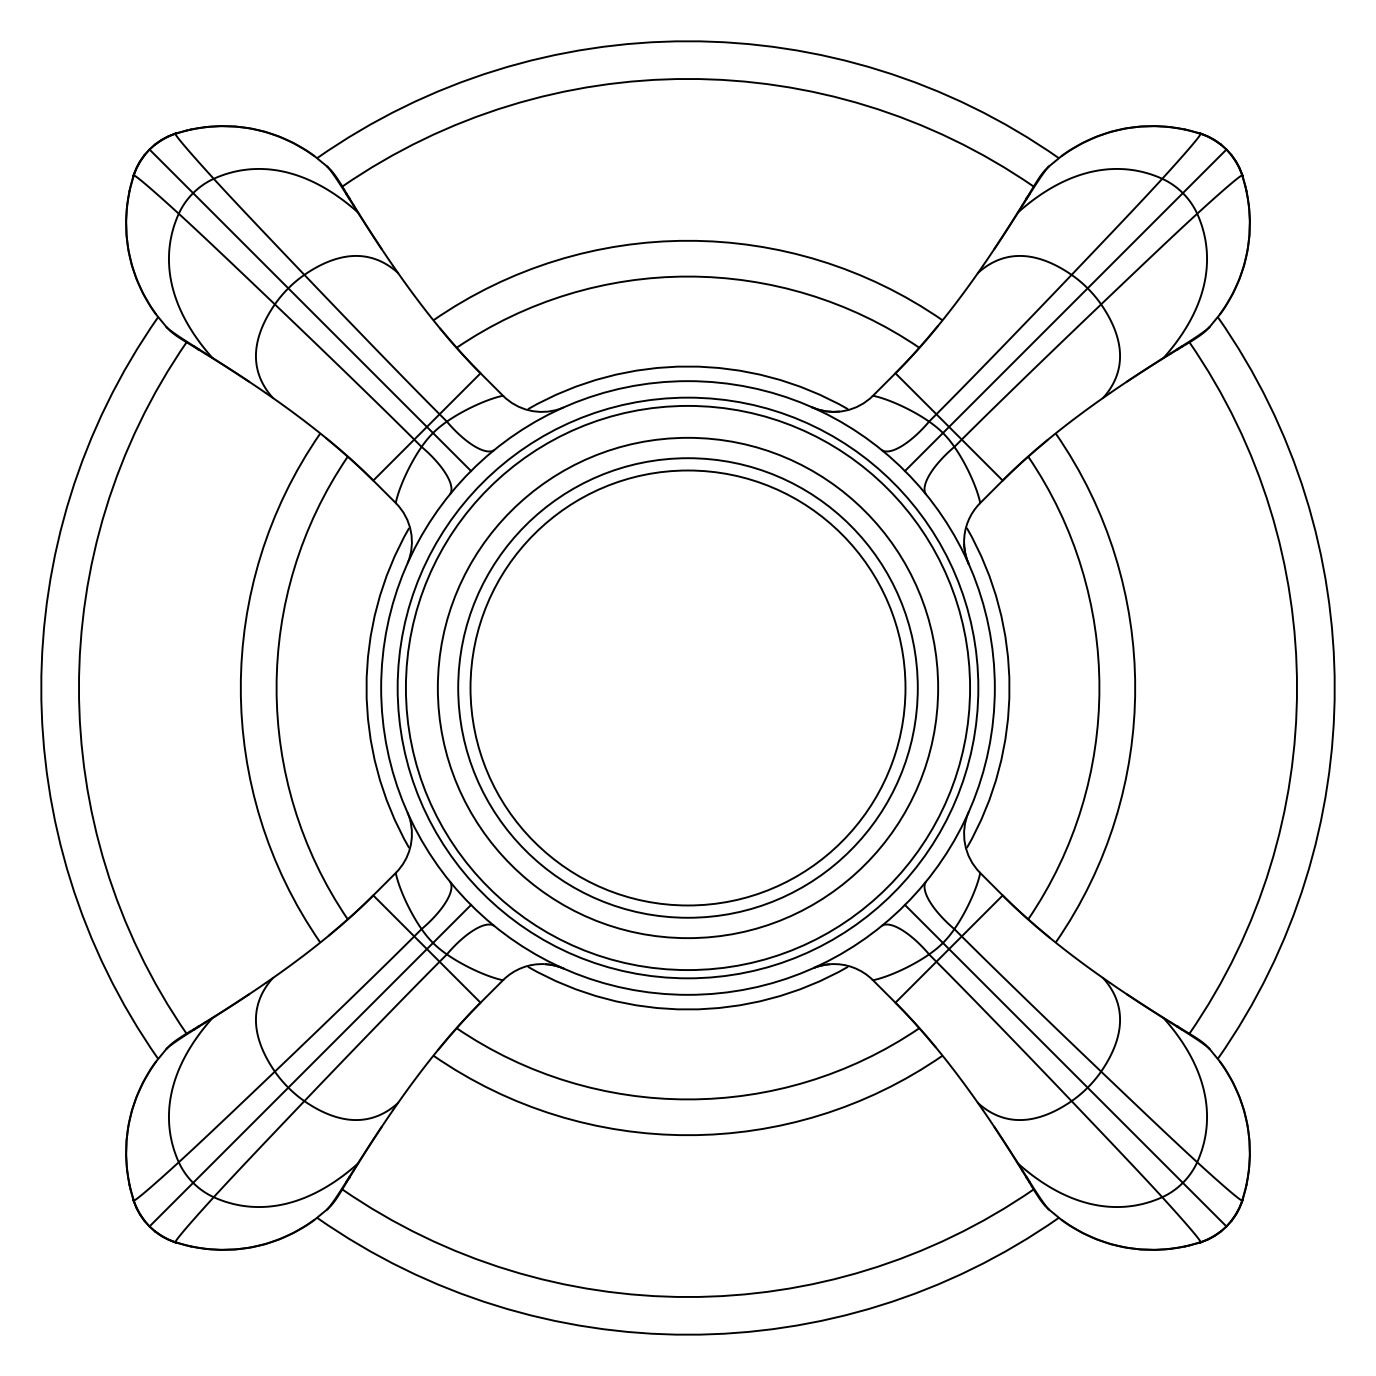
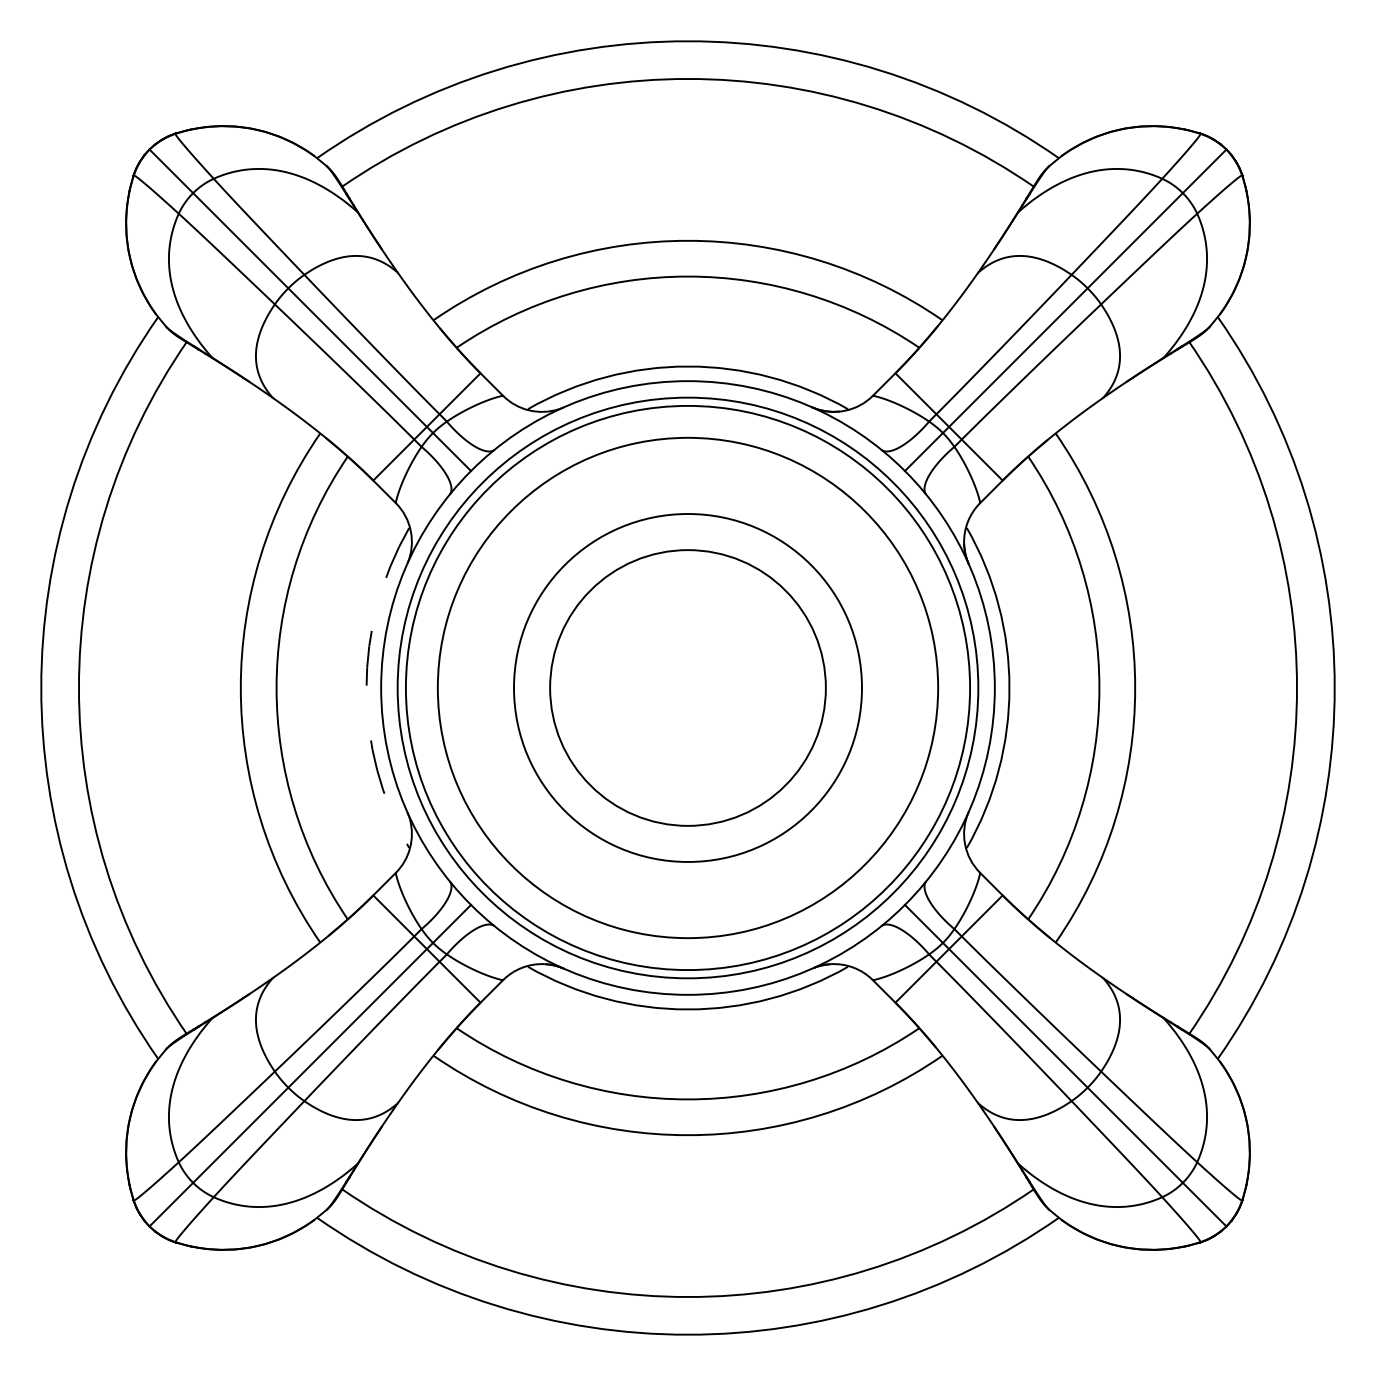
circle diameter: 435 px -> 348 px (687, 687)
circle diameter: 460 px -> 276 px (687, 687)
arc: solid -> dashed (366, 688)
